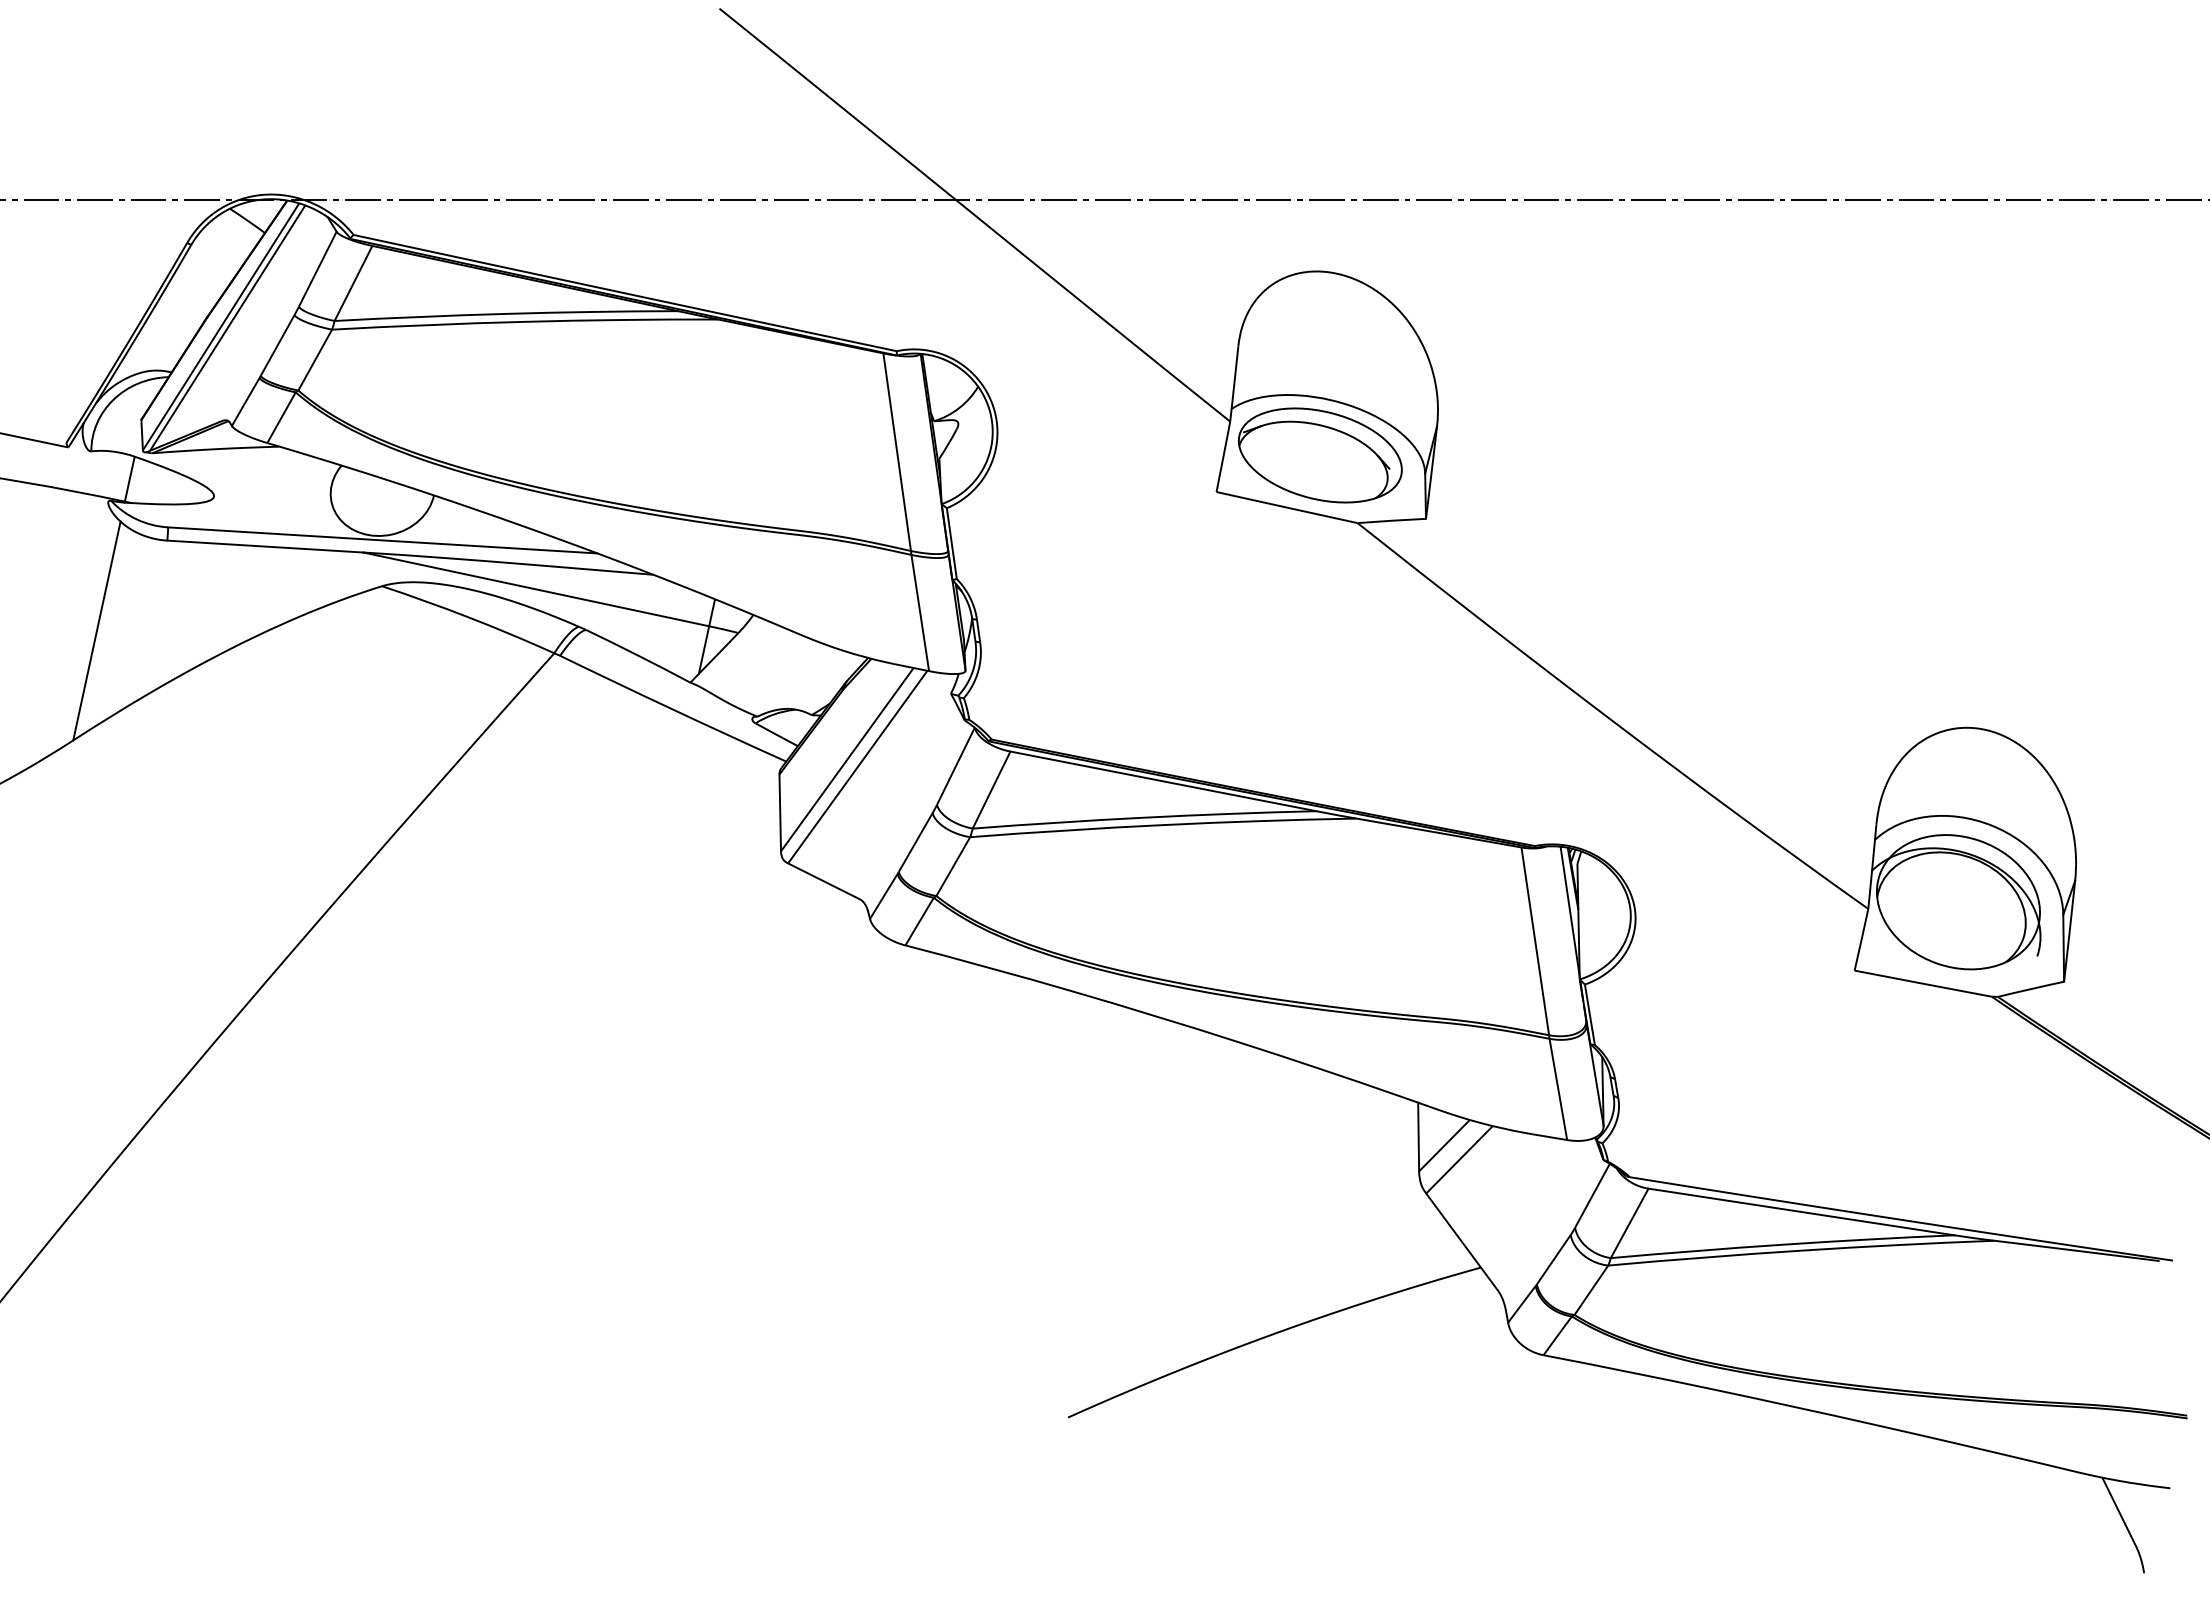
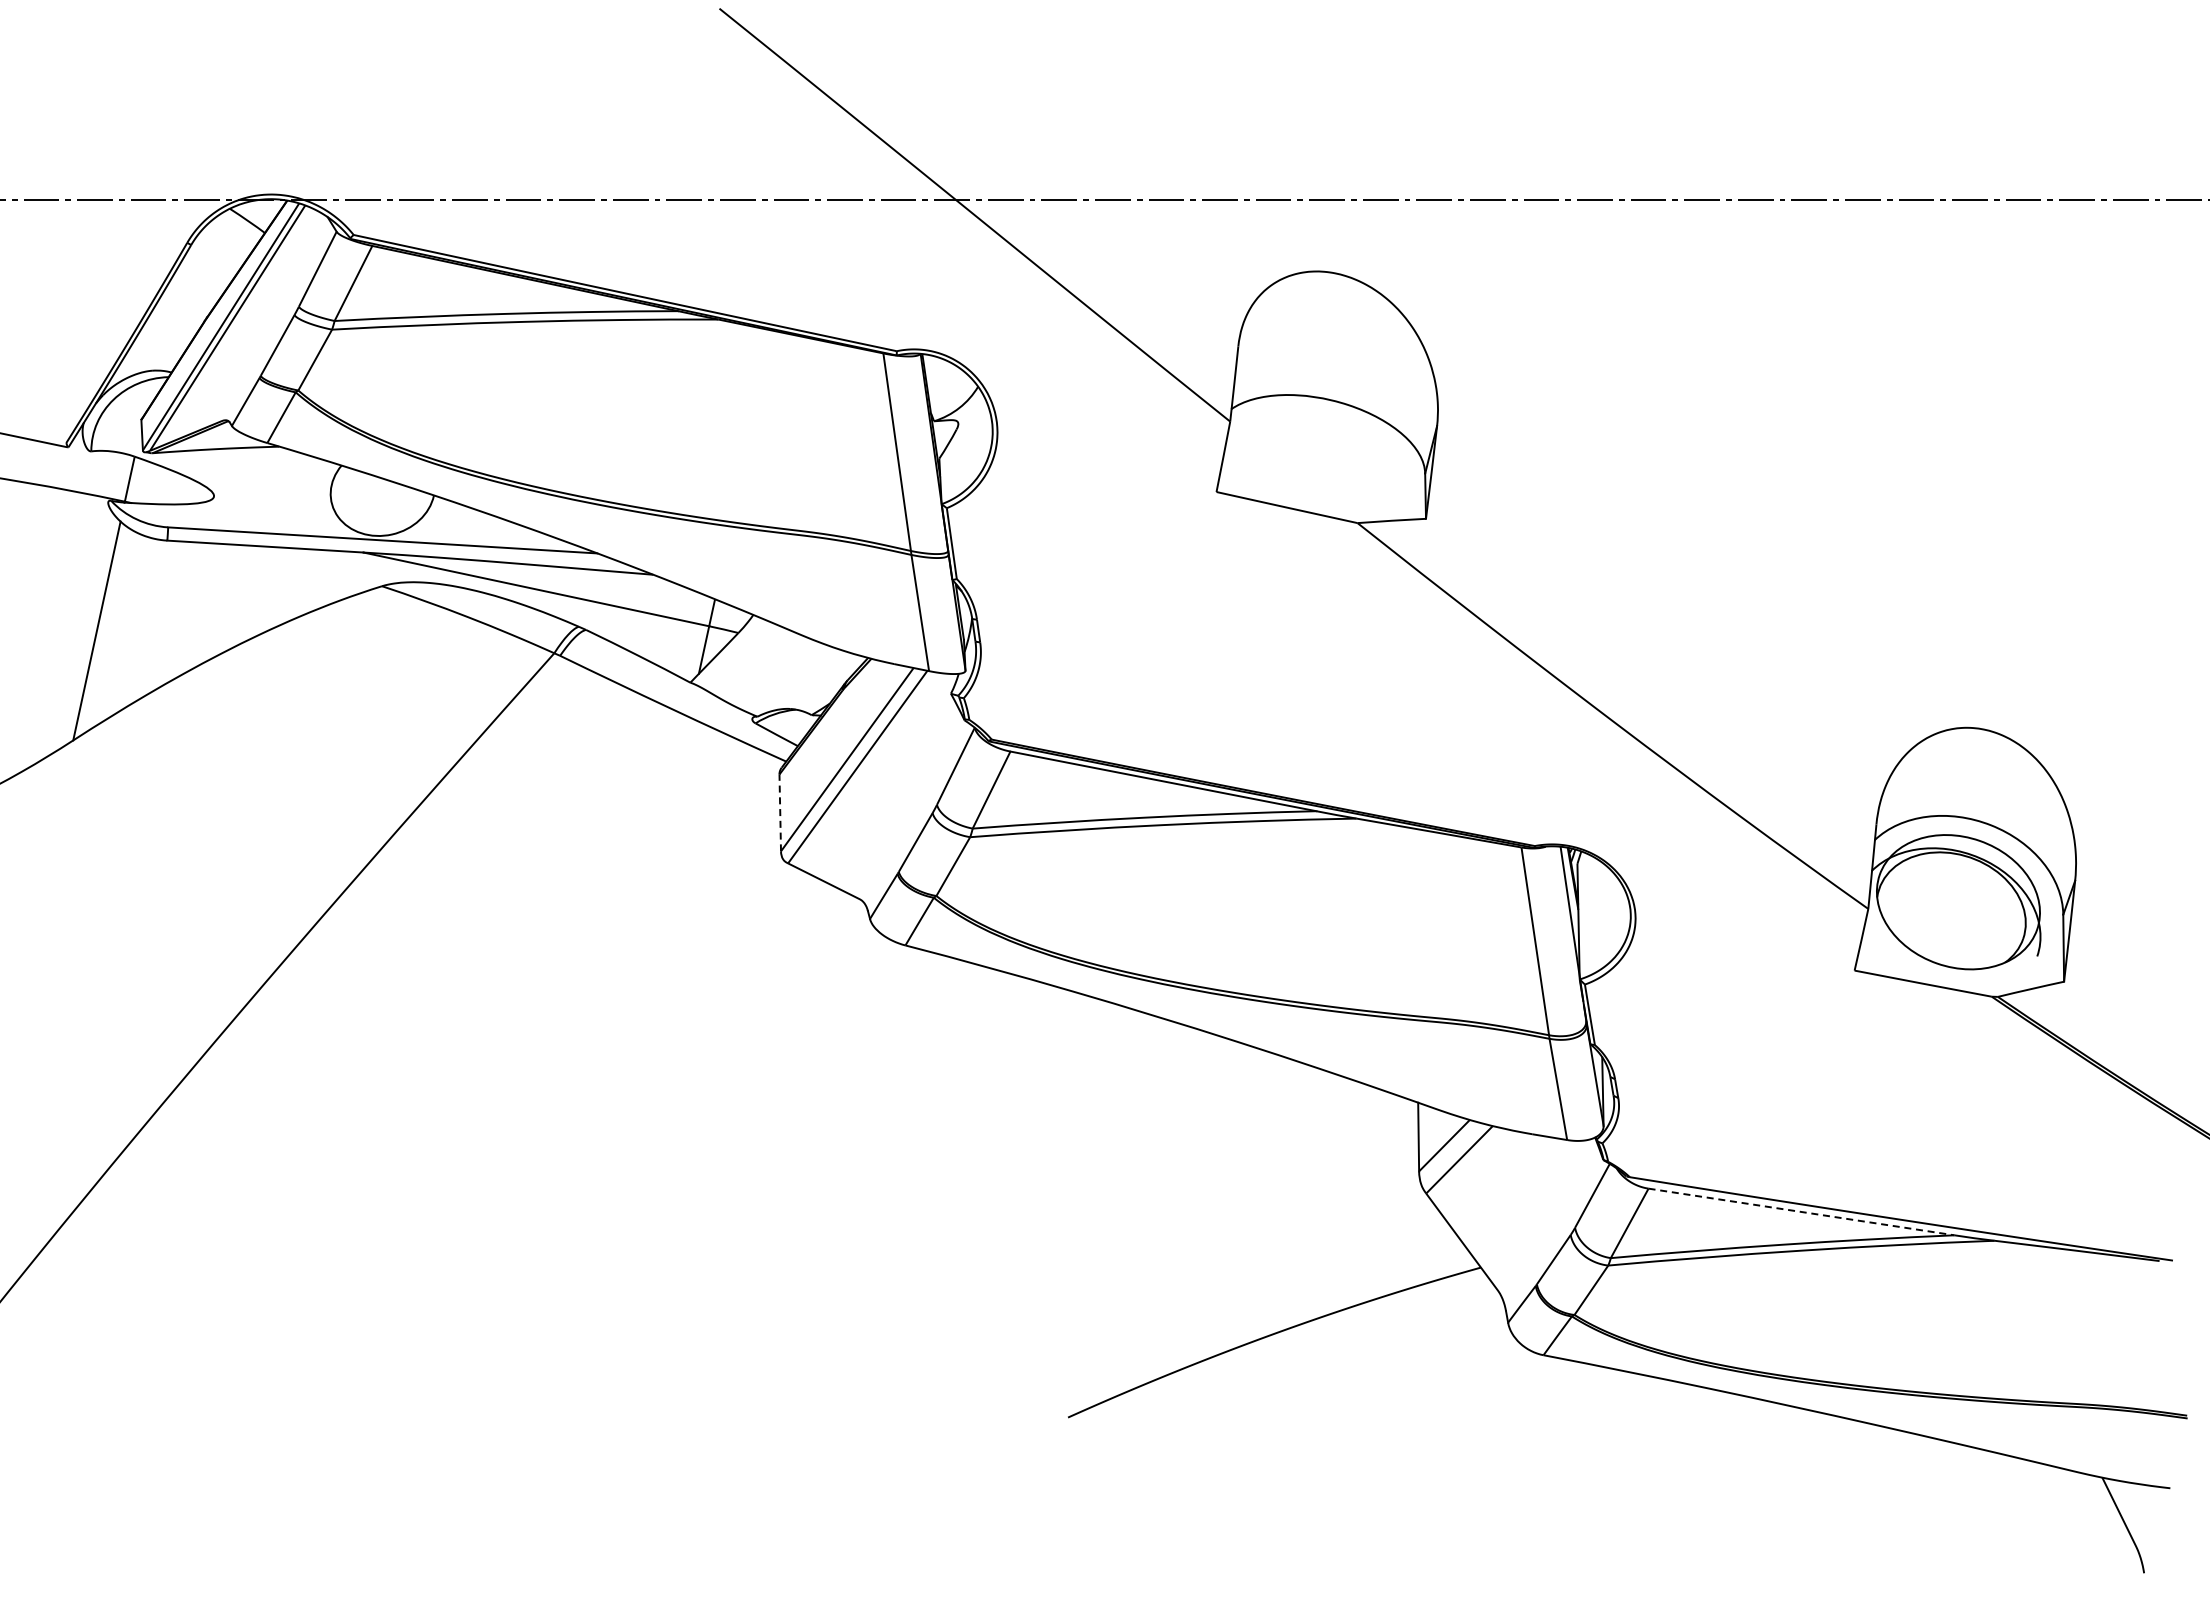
part: present -> none (1320, 455)
line: solid -> dashed (780, 812)
line: solid -> dashed (1801, 1211)
